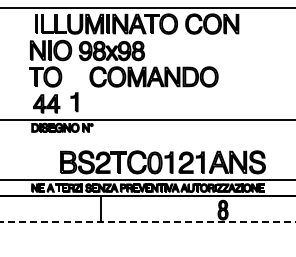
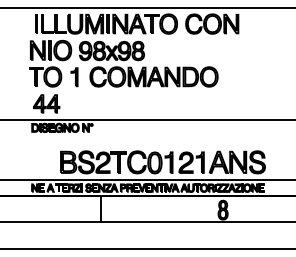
part position: (74, 102) -> (74, 77) (74, 77)
line: dashed -> solid (147, 222)
line: none -> present (147, 248)
